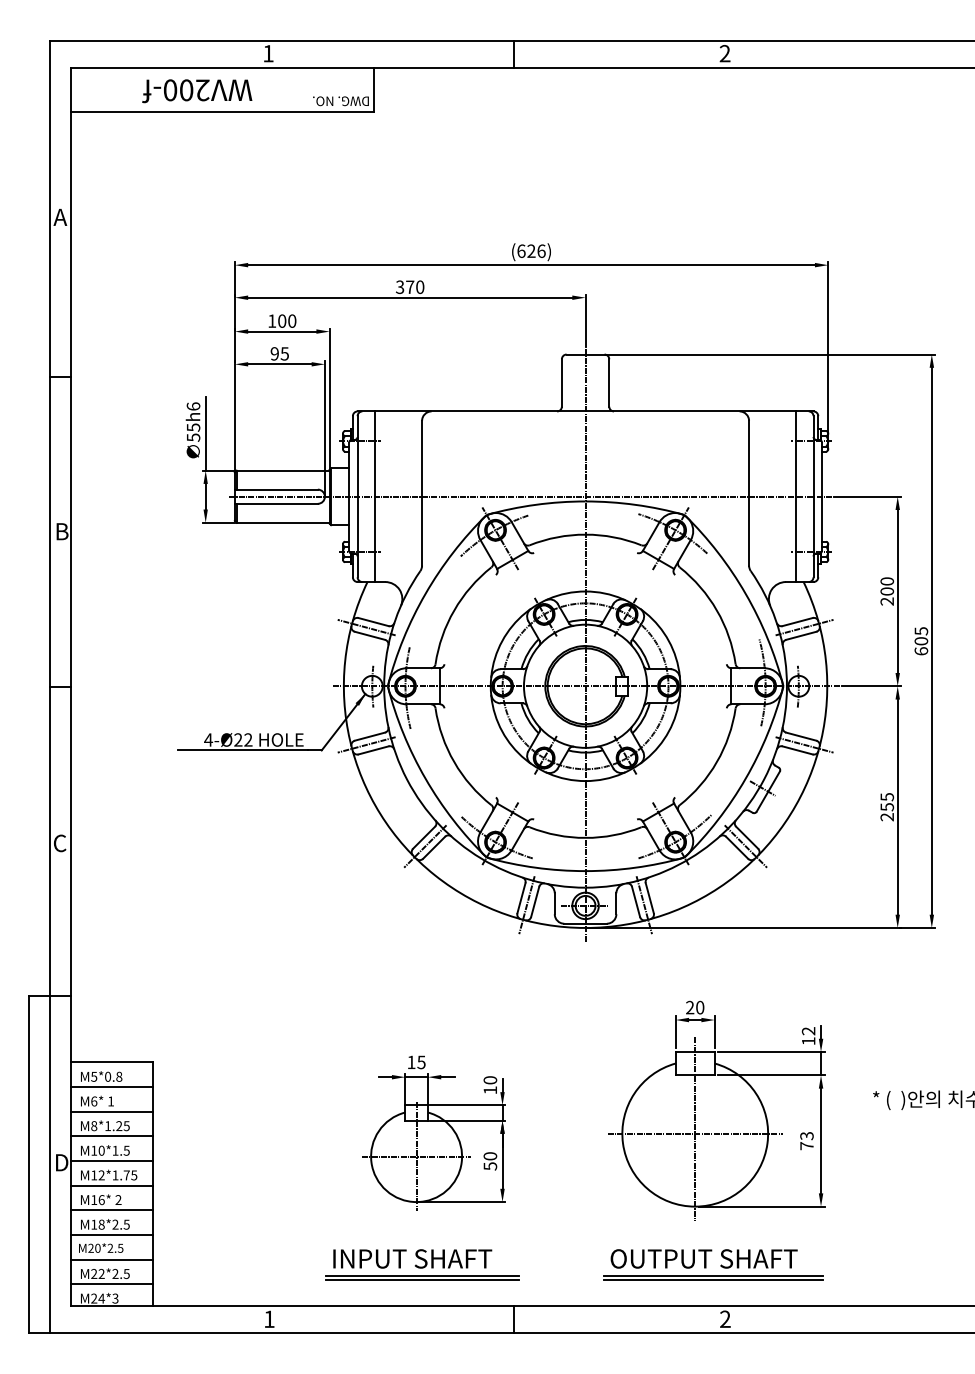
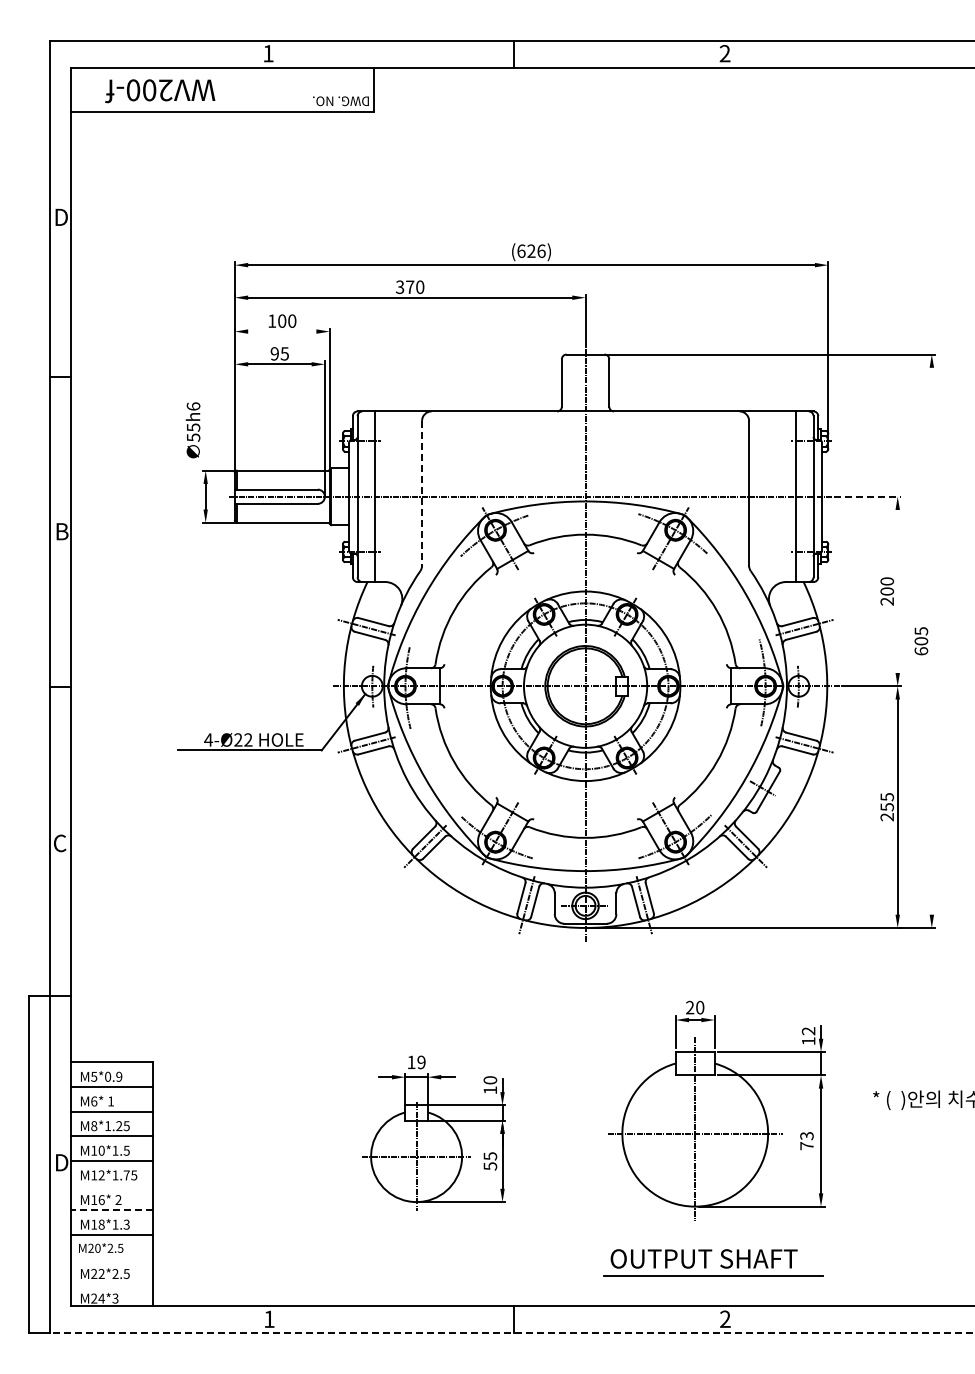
text position: (197, 91) -> (160, 91) (160, 91)
text: A -> D (60, 216)
line: present -> none (282, 331)
line: present -> none (205, 433)
line: solid -> dashed (422, 493)
line: solid -> dashed (867, 496)
line: present -> none (897, 591)
line: present -> none (931, 640)
text: 15 -> 19 (421, 1062)
text: M5*0.8 -> M5*0.9 (119, 1076)
text: 50 -> 55 (490, 1156)
line: present -> none (112, 1185)
line: solid -> dashed (111, 1210)
text: M18*2.5 -> M18*1.3 (120, 1224)
line: present -> none (112, 1259)
part: present -> none (422, 1264)
line: present -> none (713, 1279)
line: present -> none (112, 1284)
line: solid -> dashed (512, 1332)
